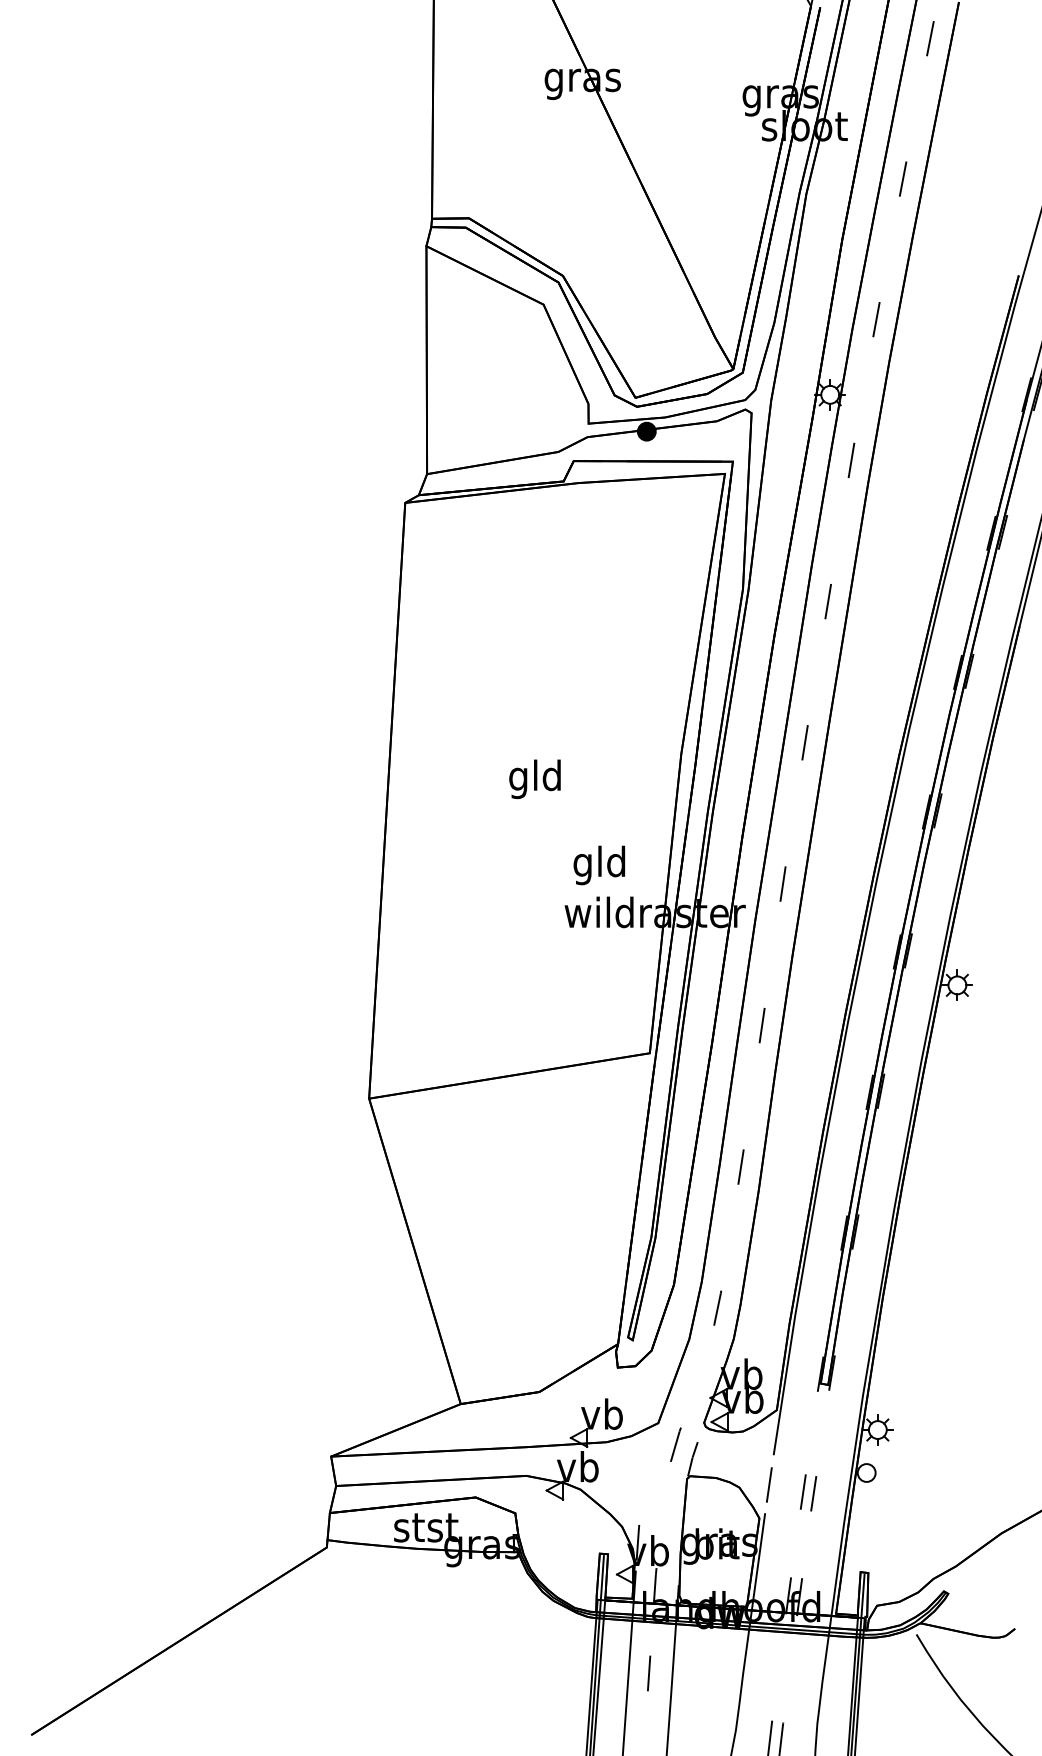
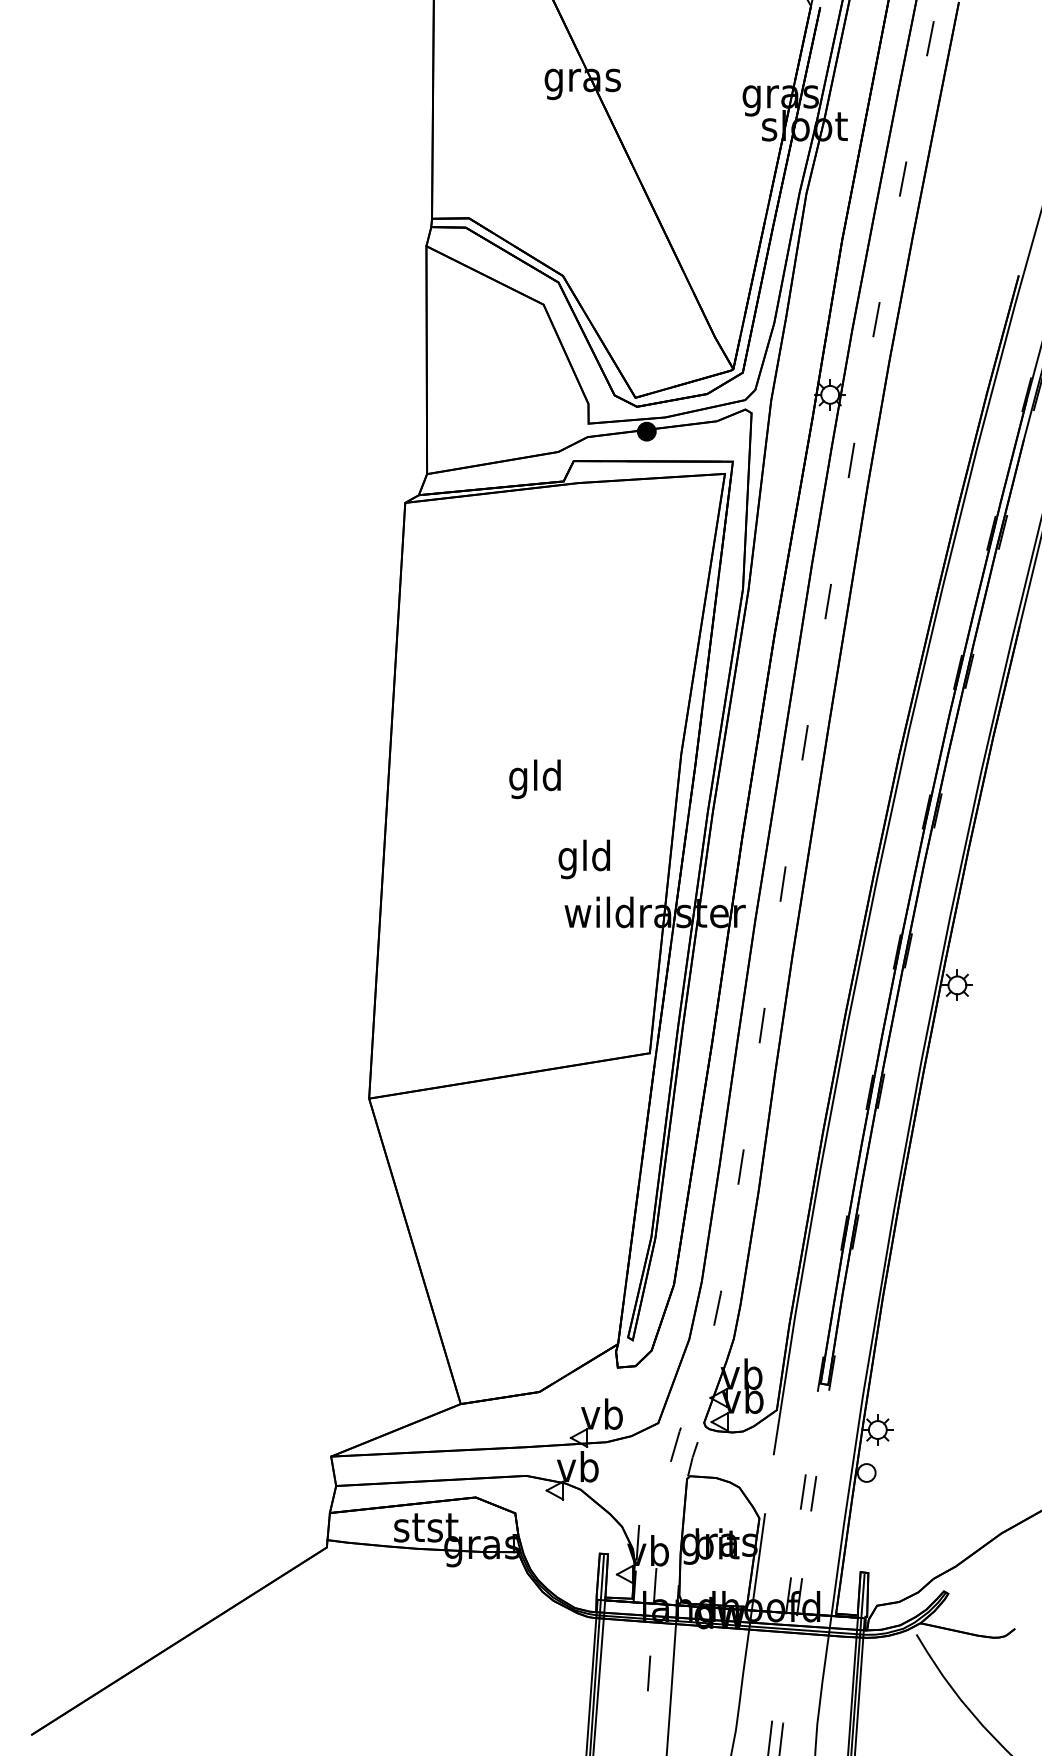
text position: (598, 865) -> (583, 859) (583, 859)
line: present -> none (768, 1484)
line: present -> none (628, 1677)
